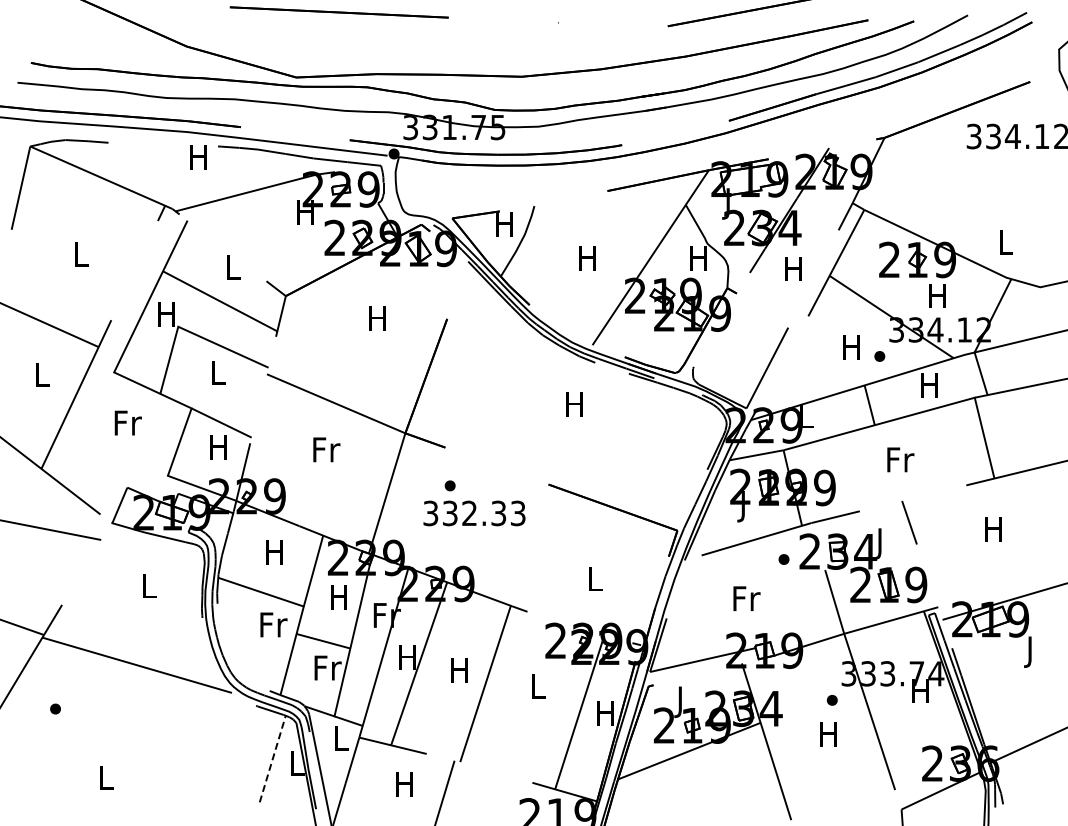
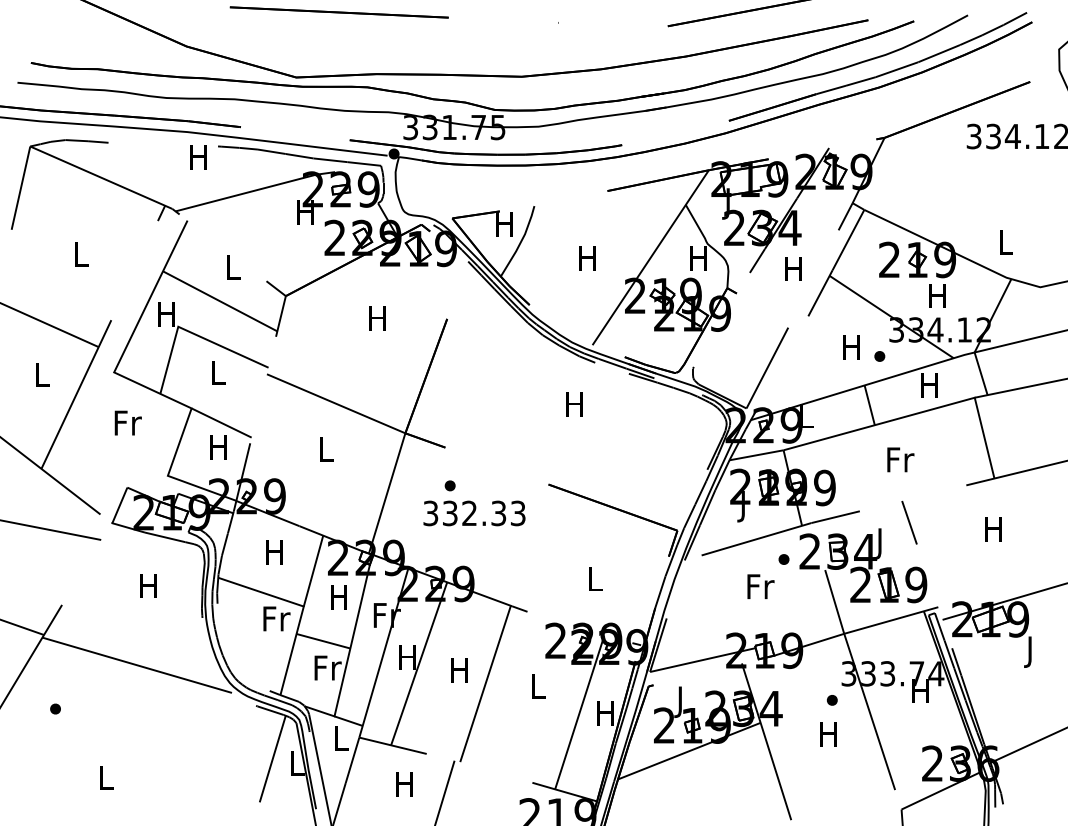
text: Fr -> L (326, 449)
text: L -> H (148, 585)
text position: (746, 598) -> (760, 586) (760, 586)
text position: (273, 624) -> (276, 618) (276, 618)
line: dashed -> solid (272, 758)
